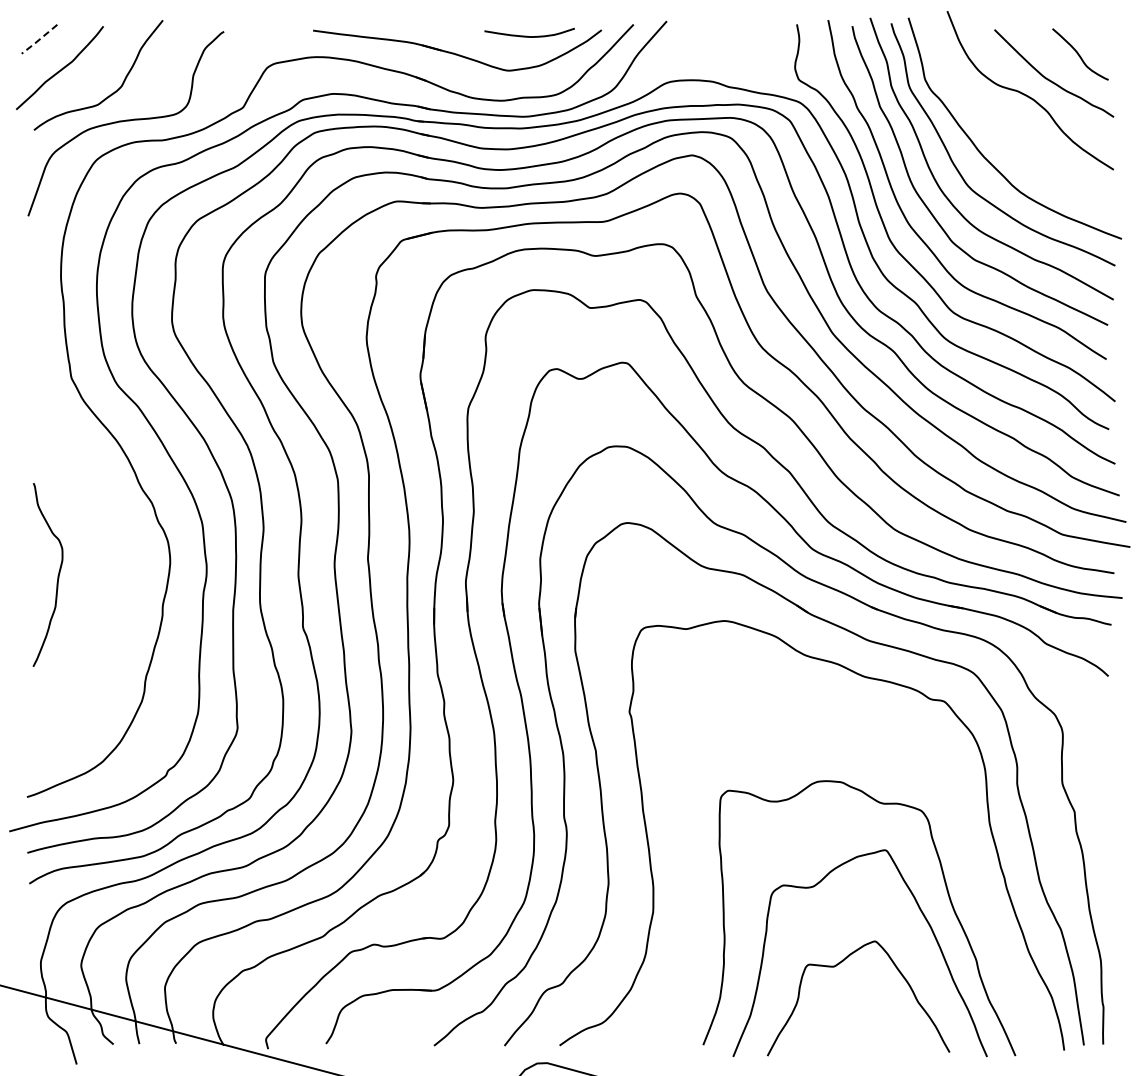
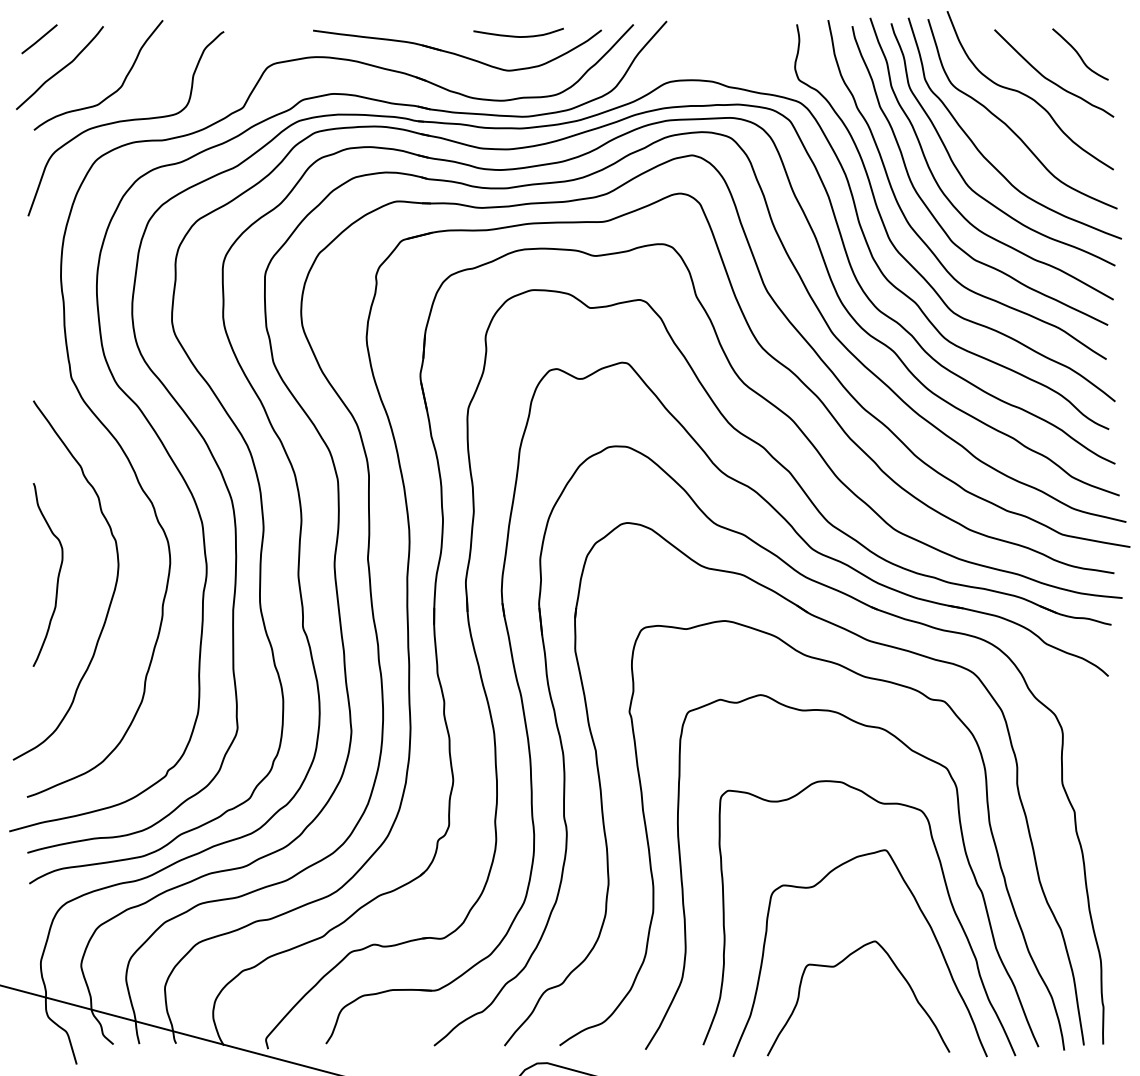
curve position: (529, 36) -> (518, 36) (518, 36)
line: dashed -> solid (39, 39)
curve: none -> present (1009, 126)
curve: none -> present (111, 596)
curve: none -> present (963, 848)
